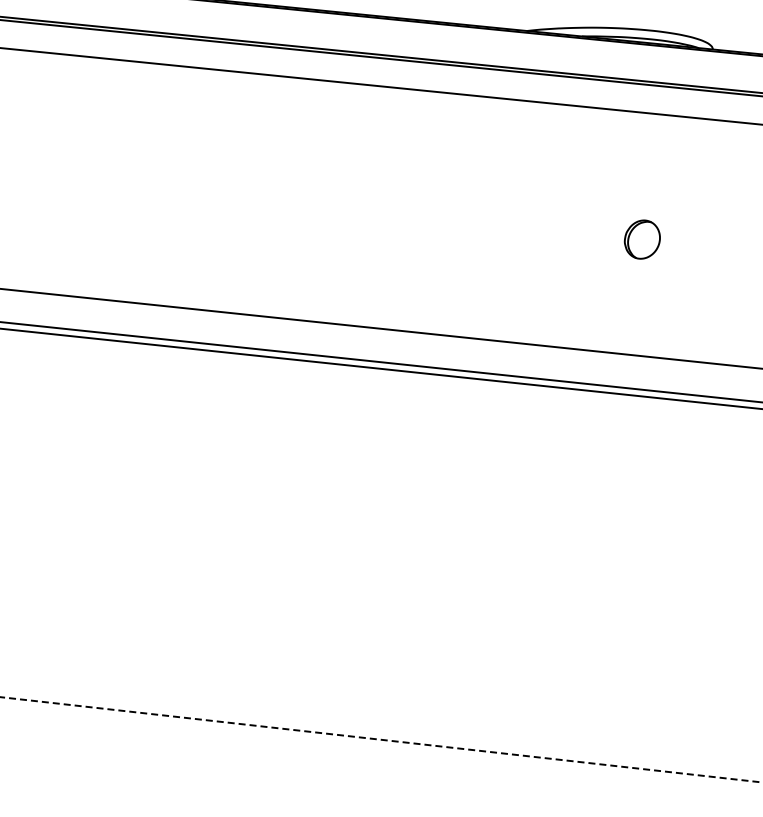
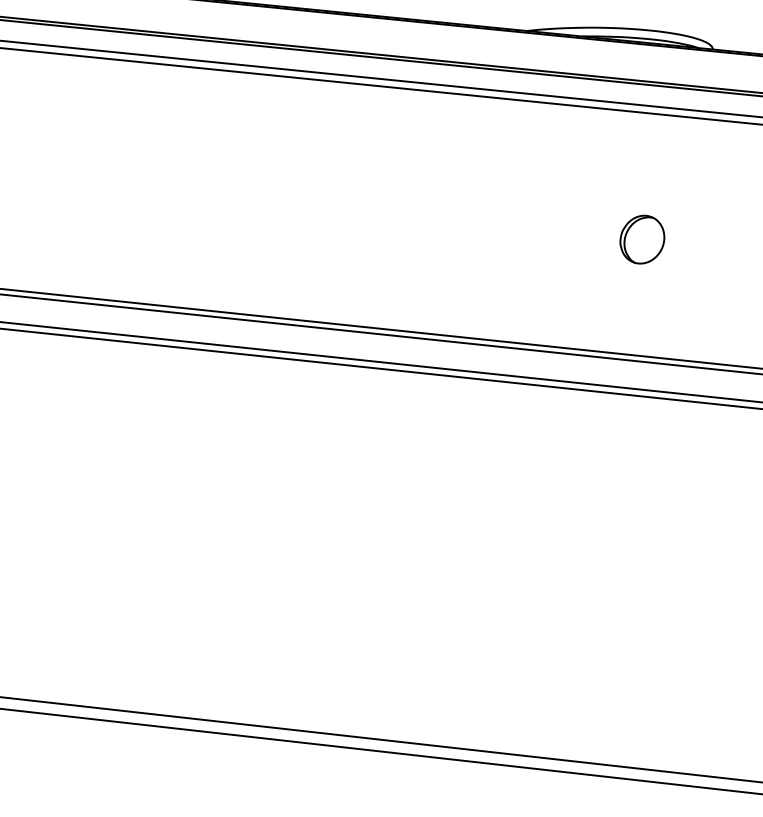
line: none -> present (380, 79)
part size: 38x41 px -> 47x51 px (642, 239)
line: none -> present (380, 334)
line: dashed -> solid (381, 739)
line: none -> present (380, 751)
